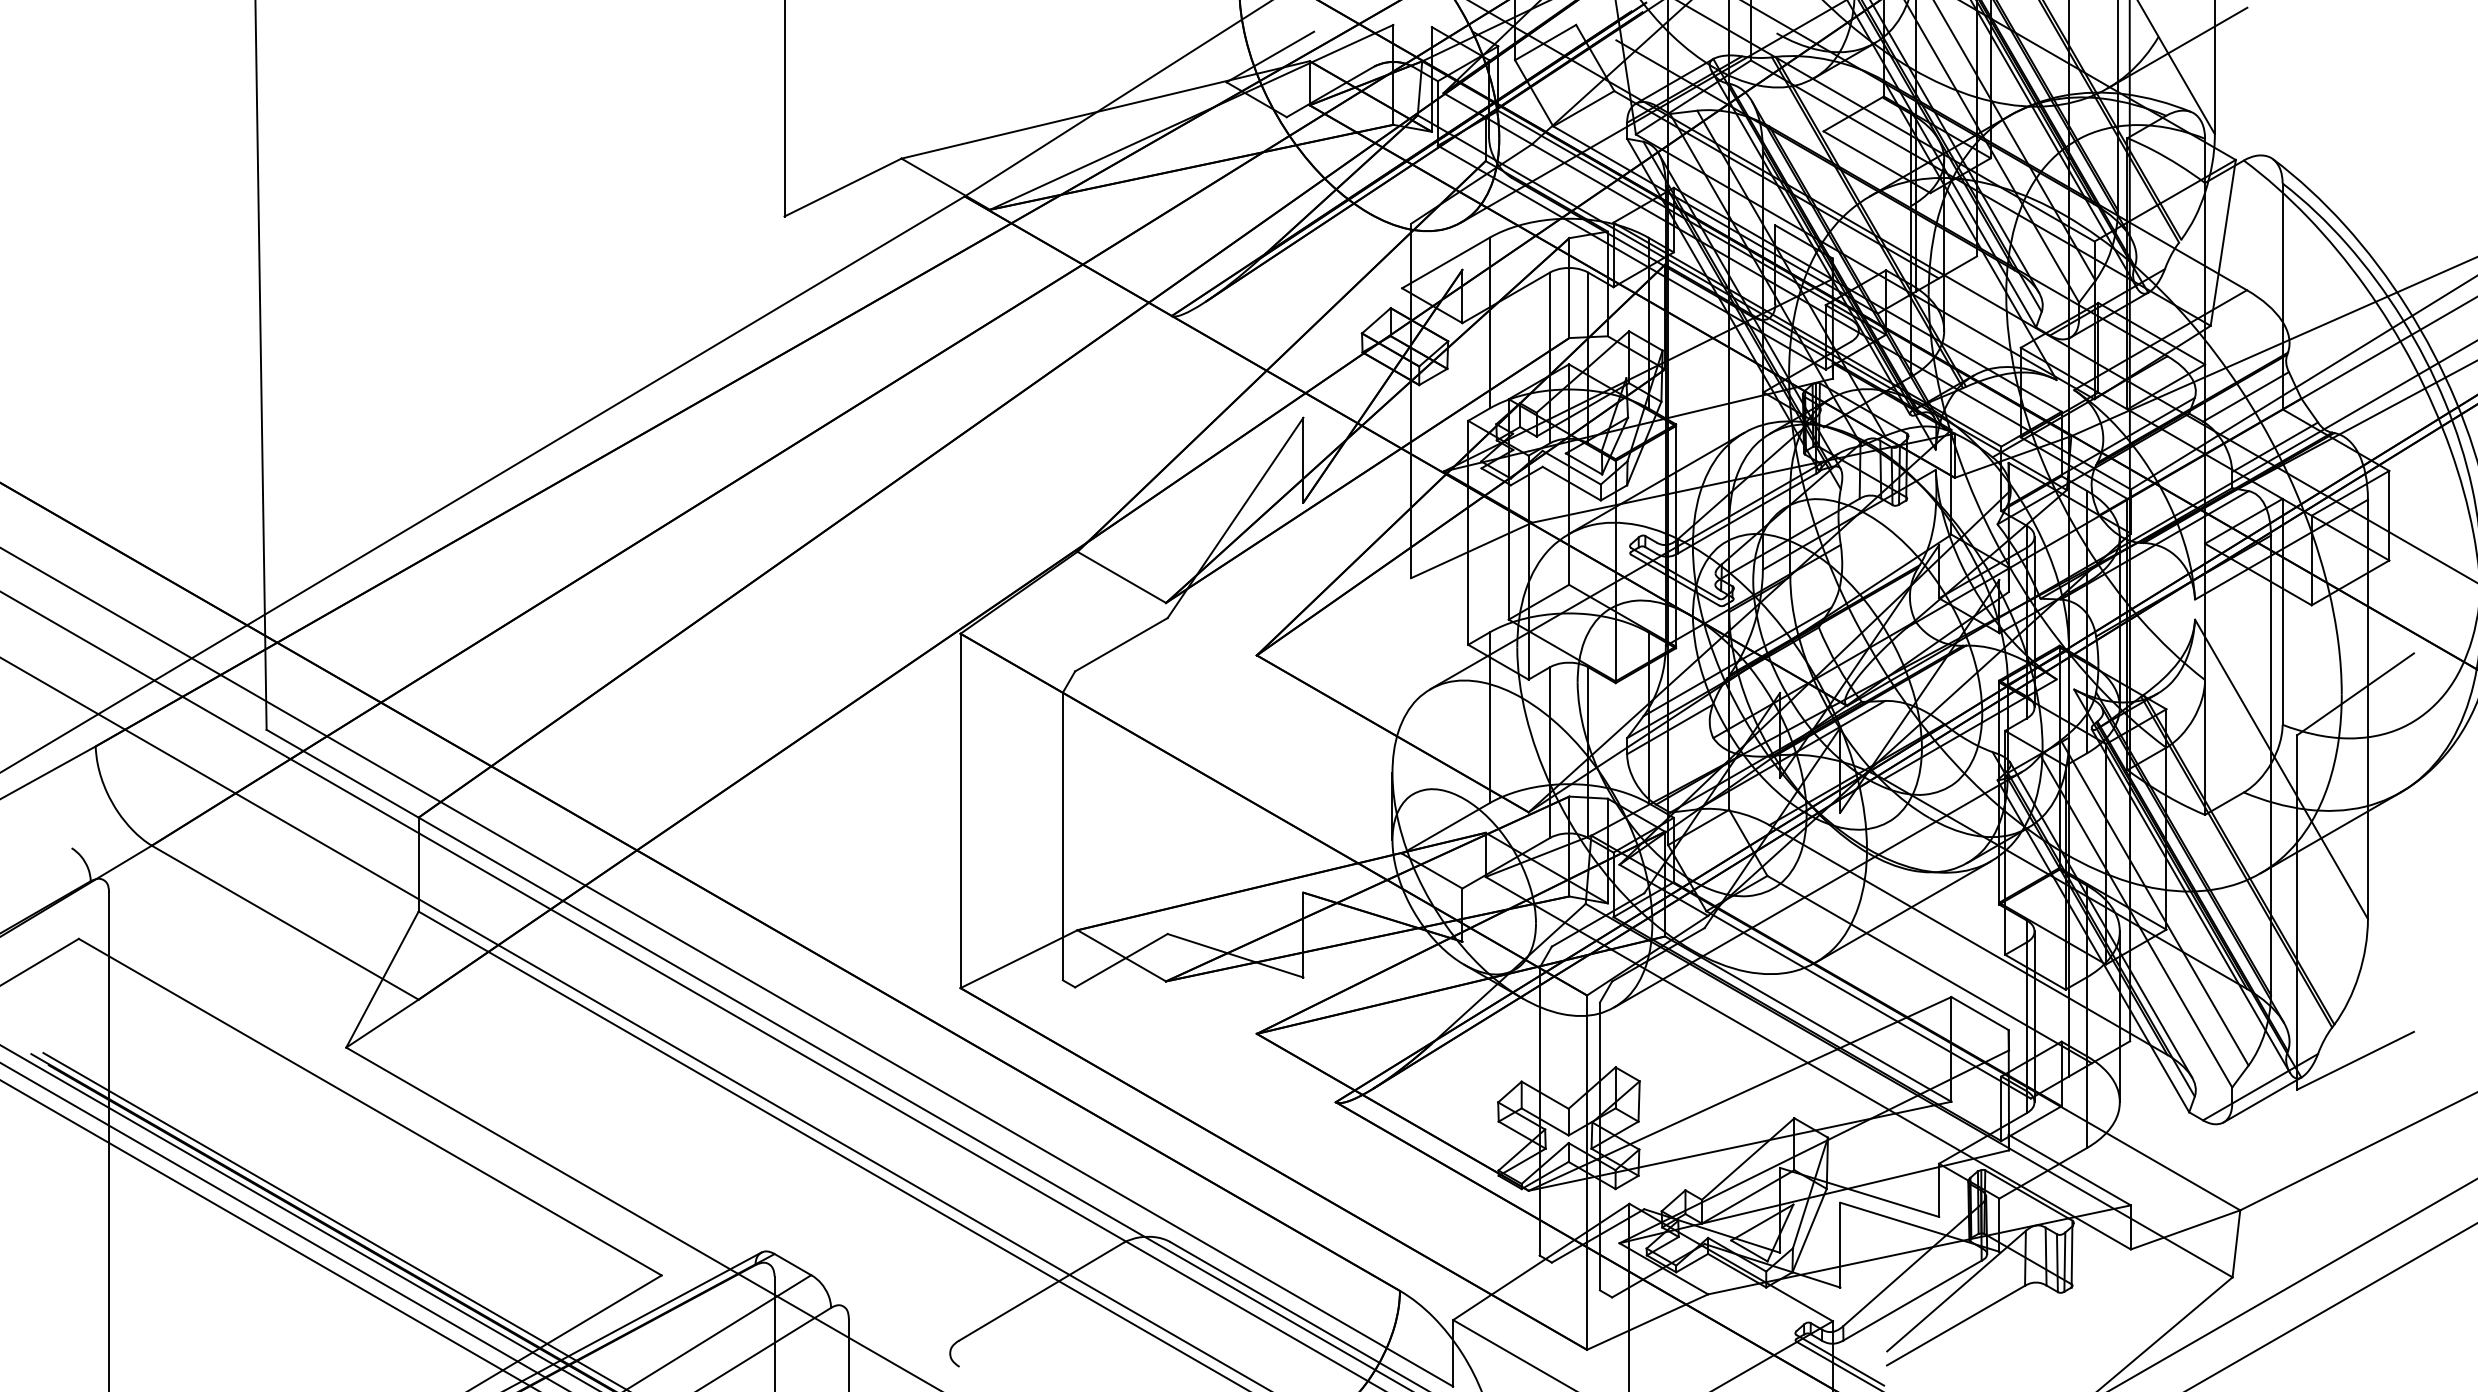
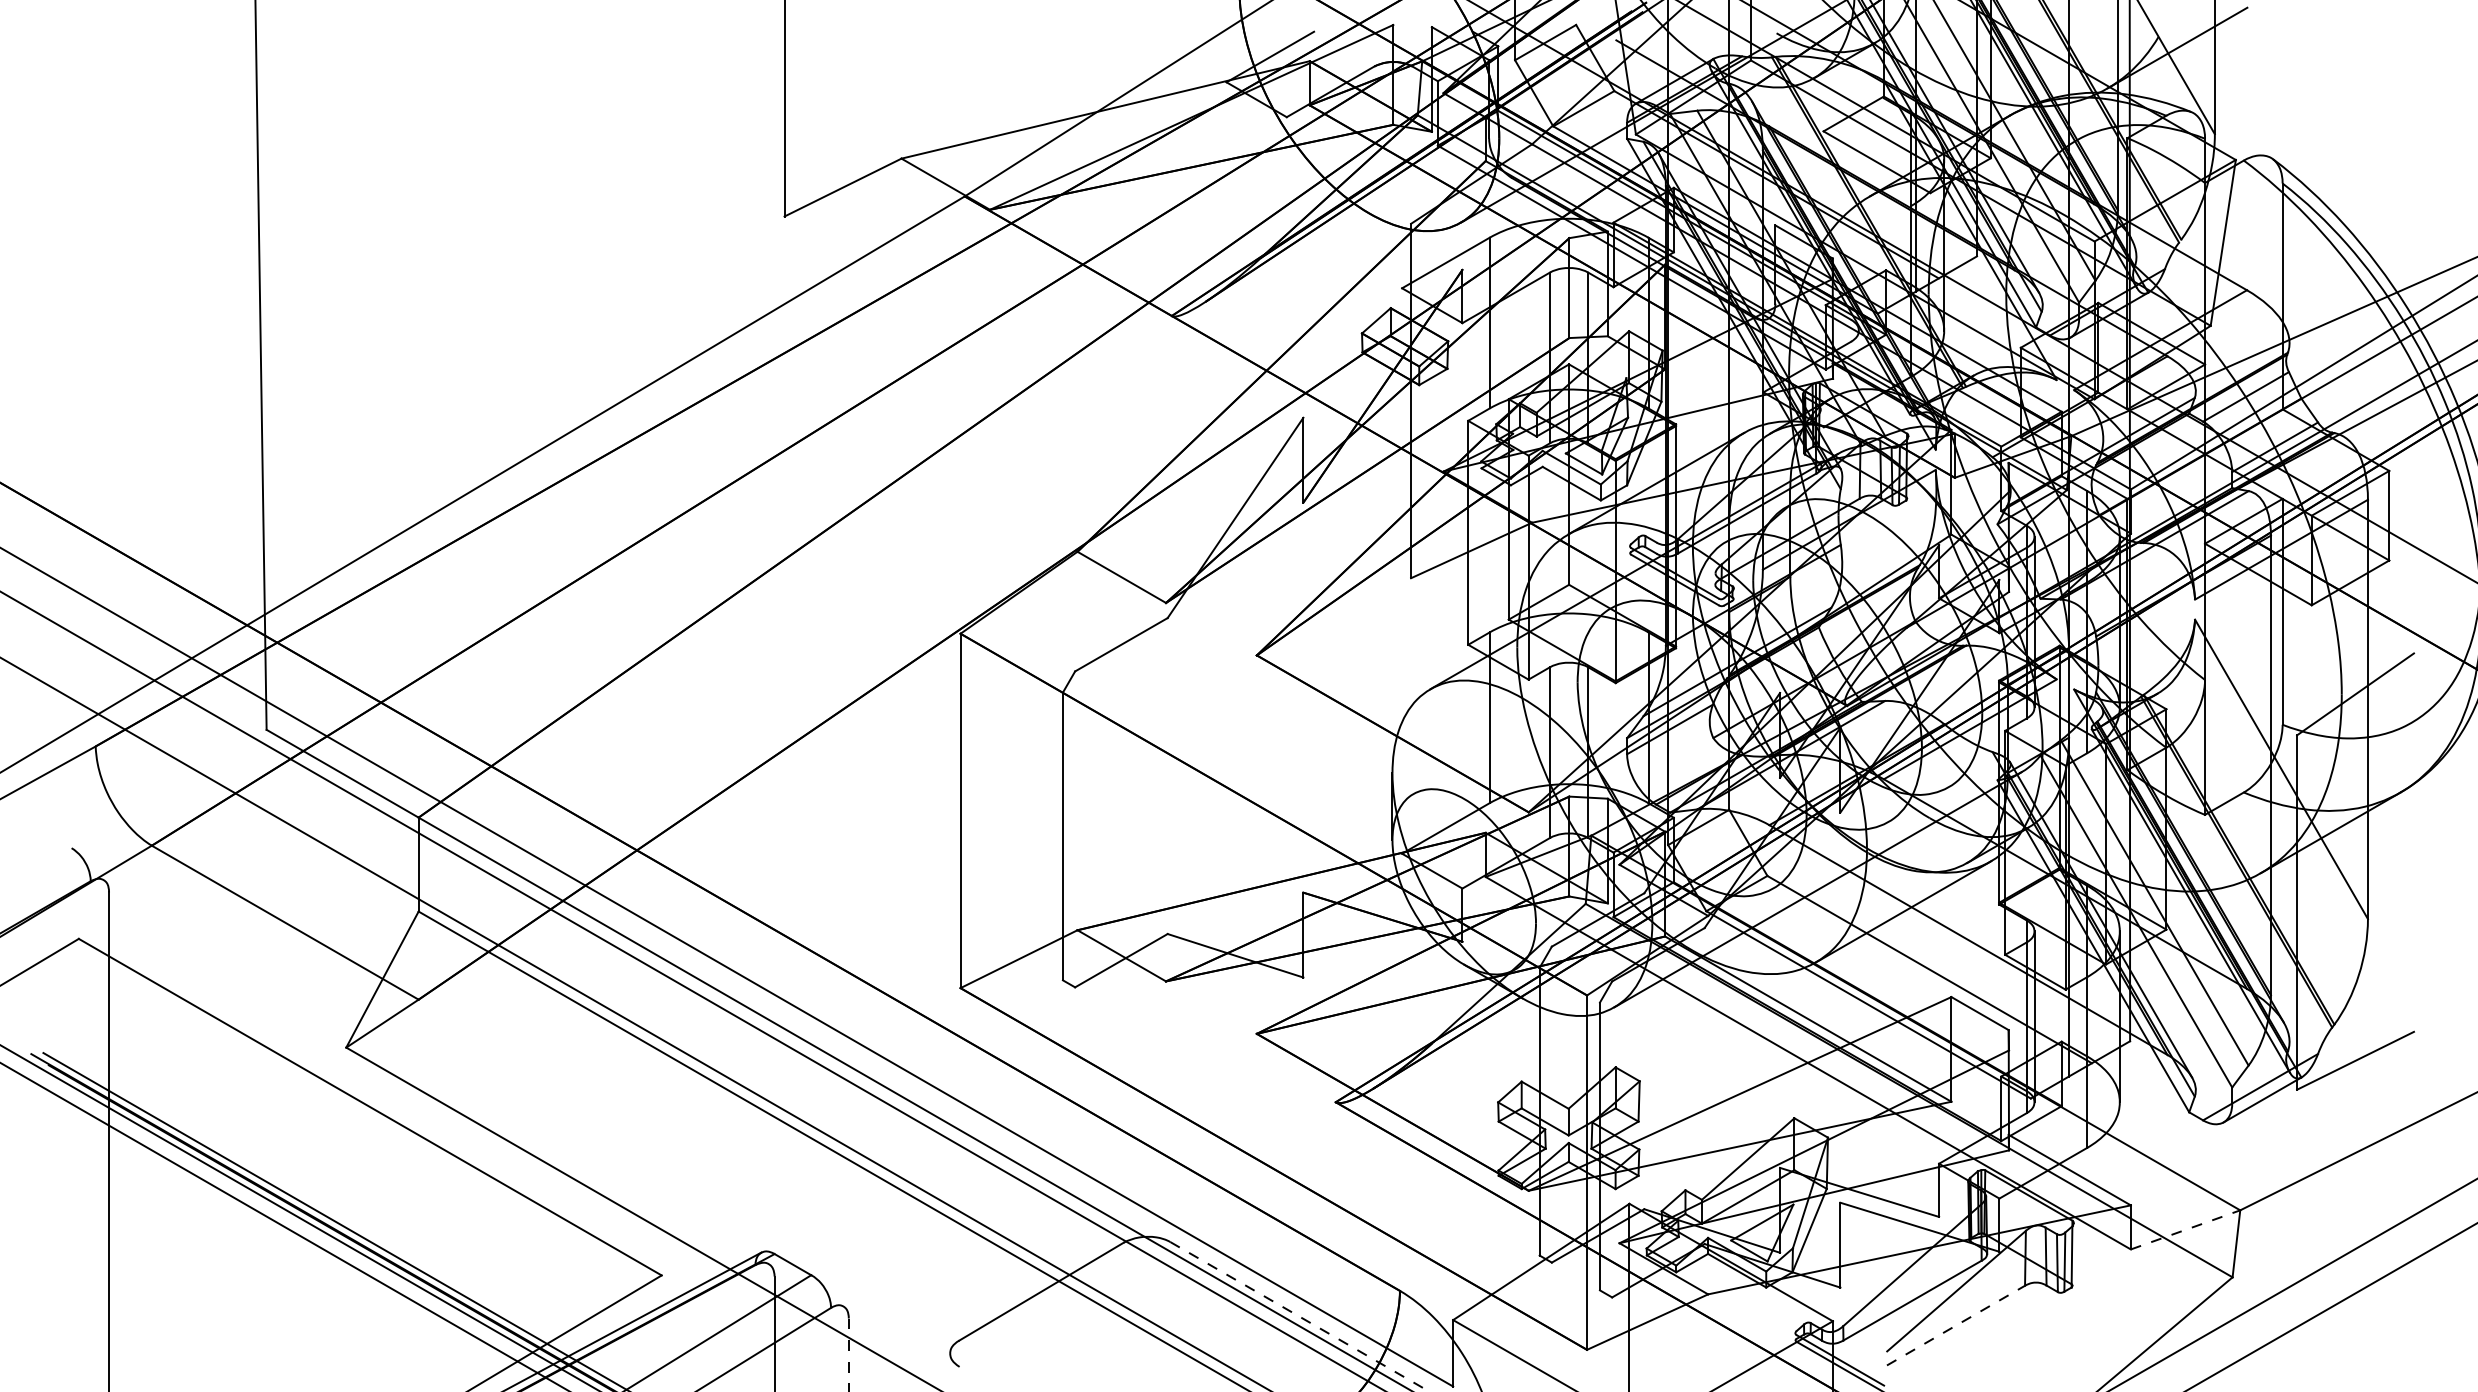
line: solid -> dashed (2186, 1229)
line: present -> none (268, 1234)
line: solid -> dashed (1300, 1317)
line: solid -> dashed (1956, 1325)
line: solid -> dashed (848, 1355)
